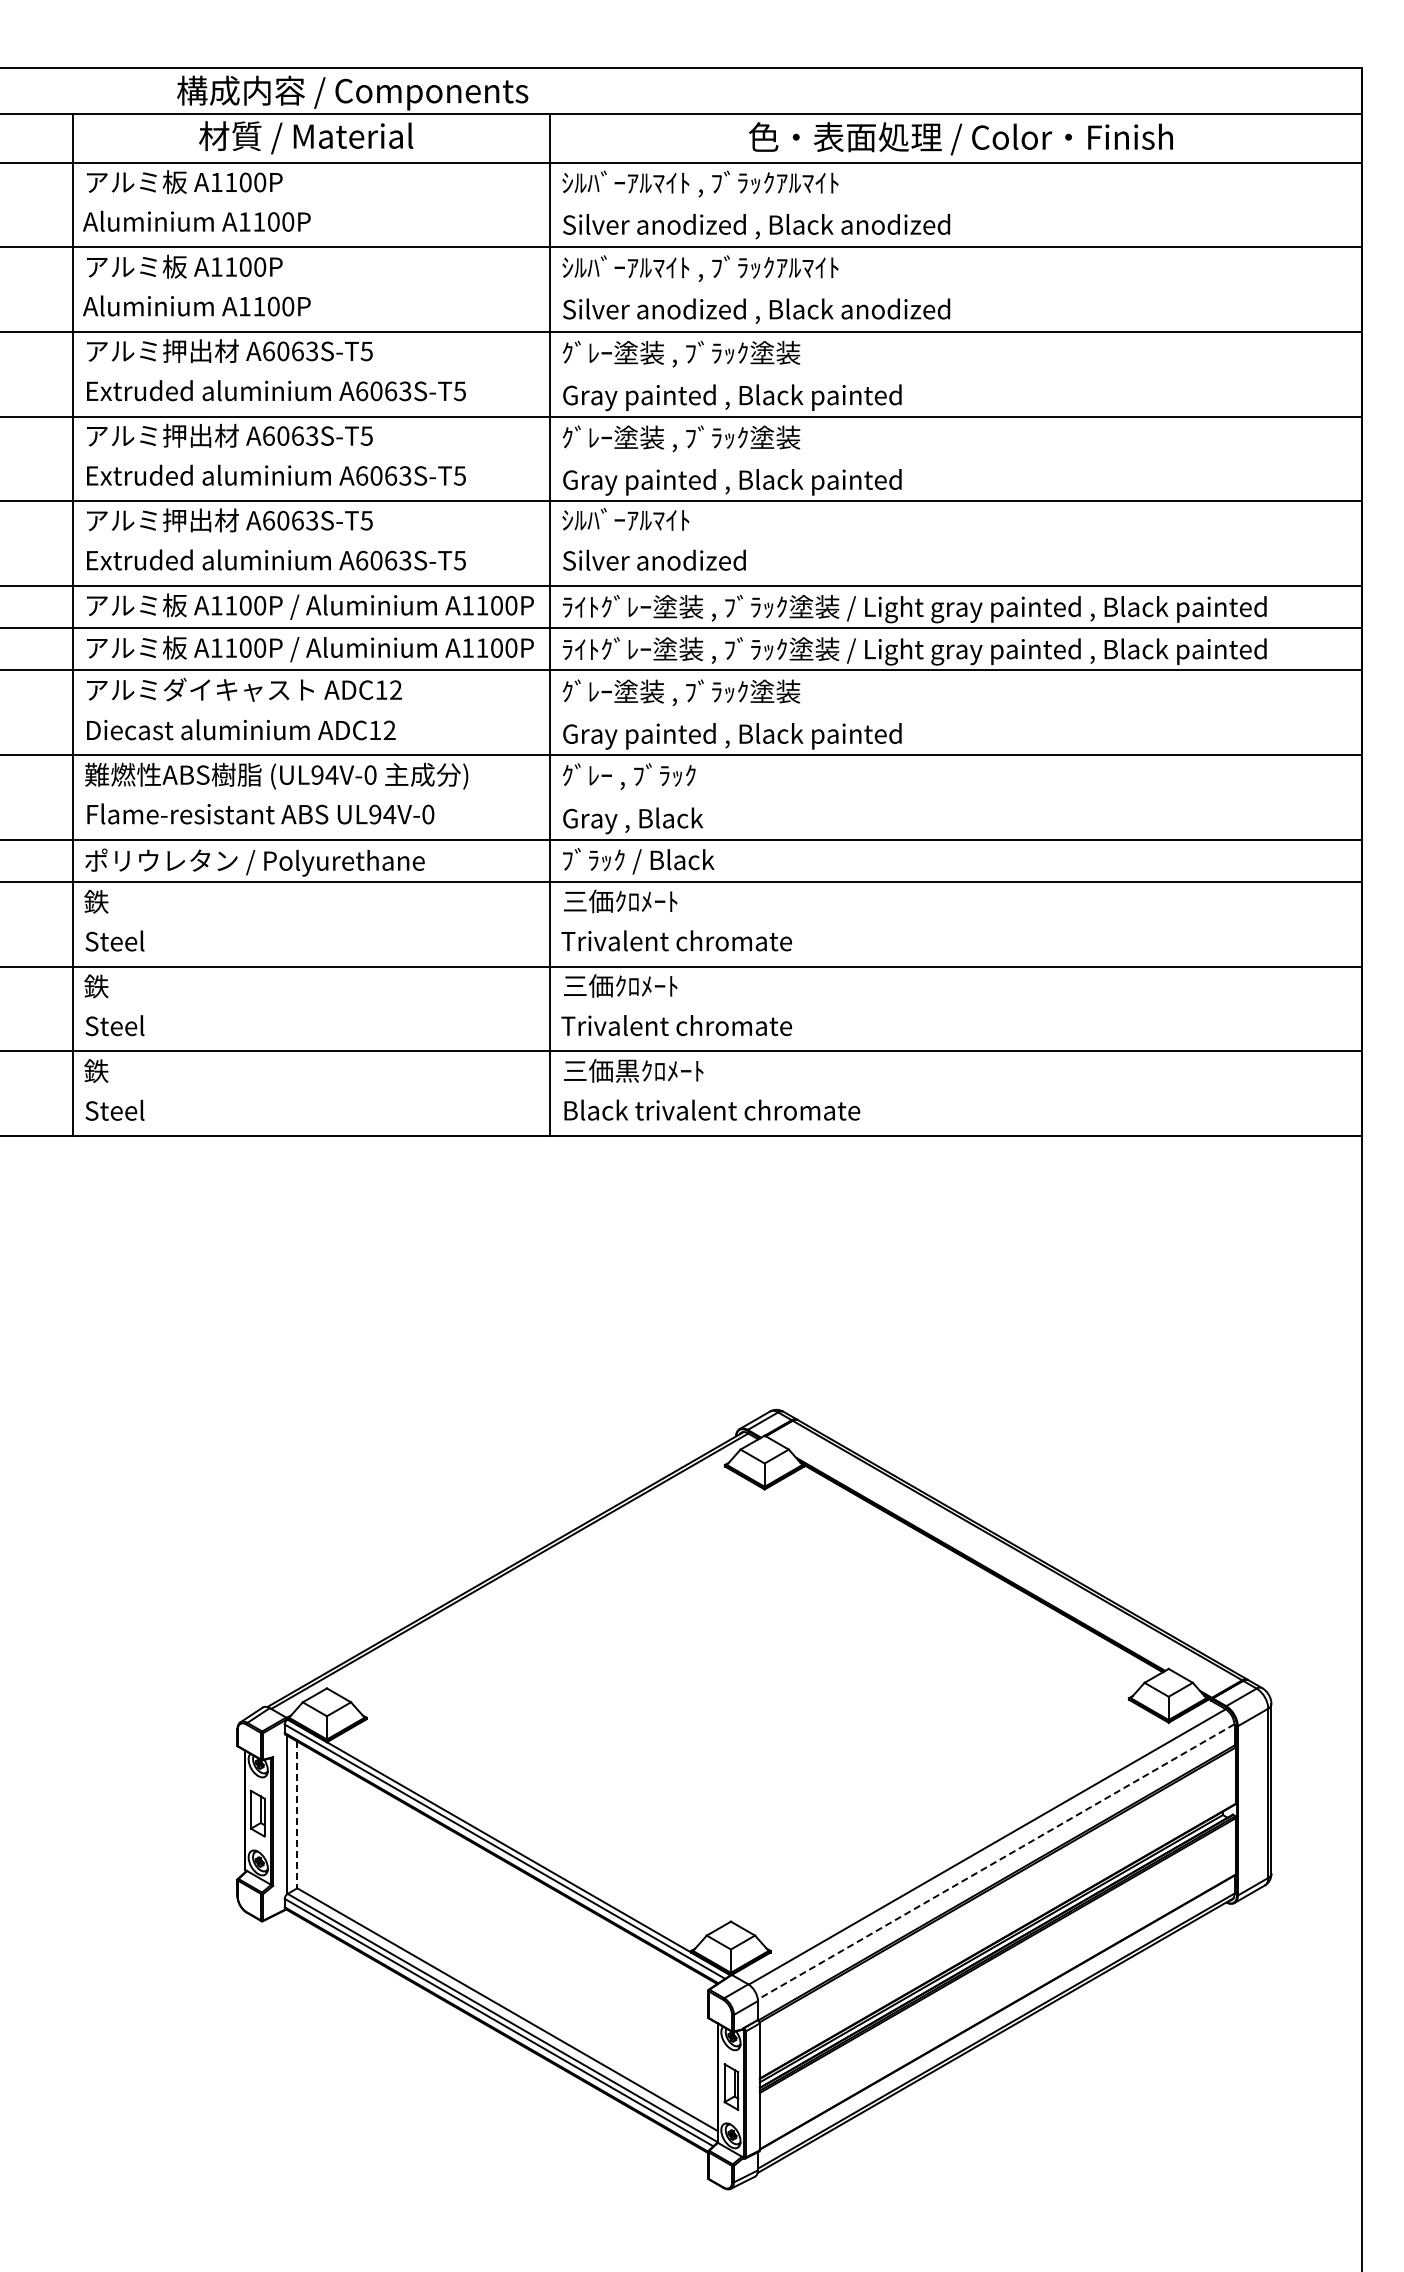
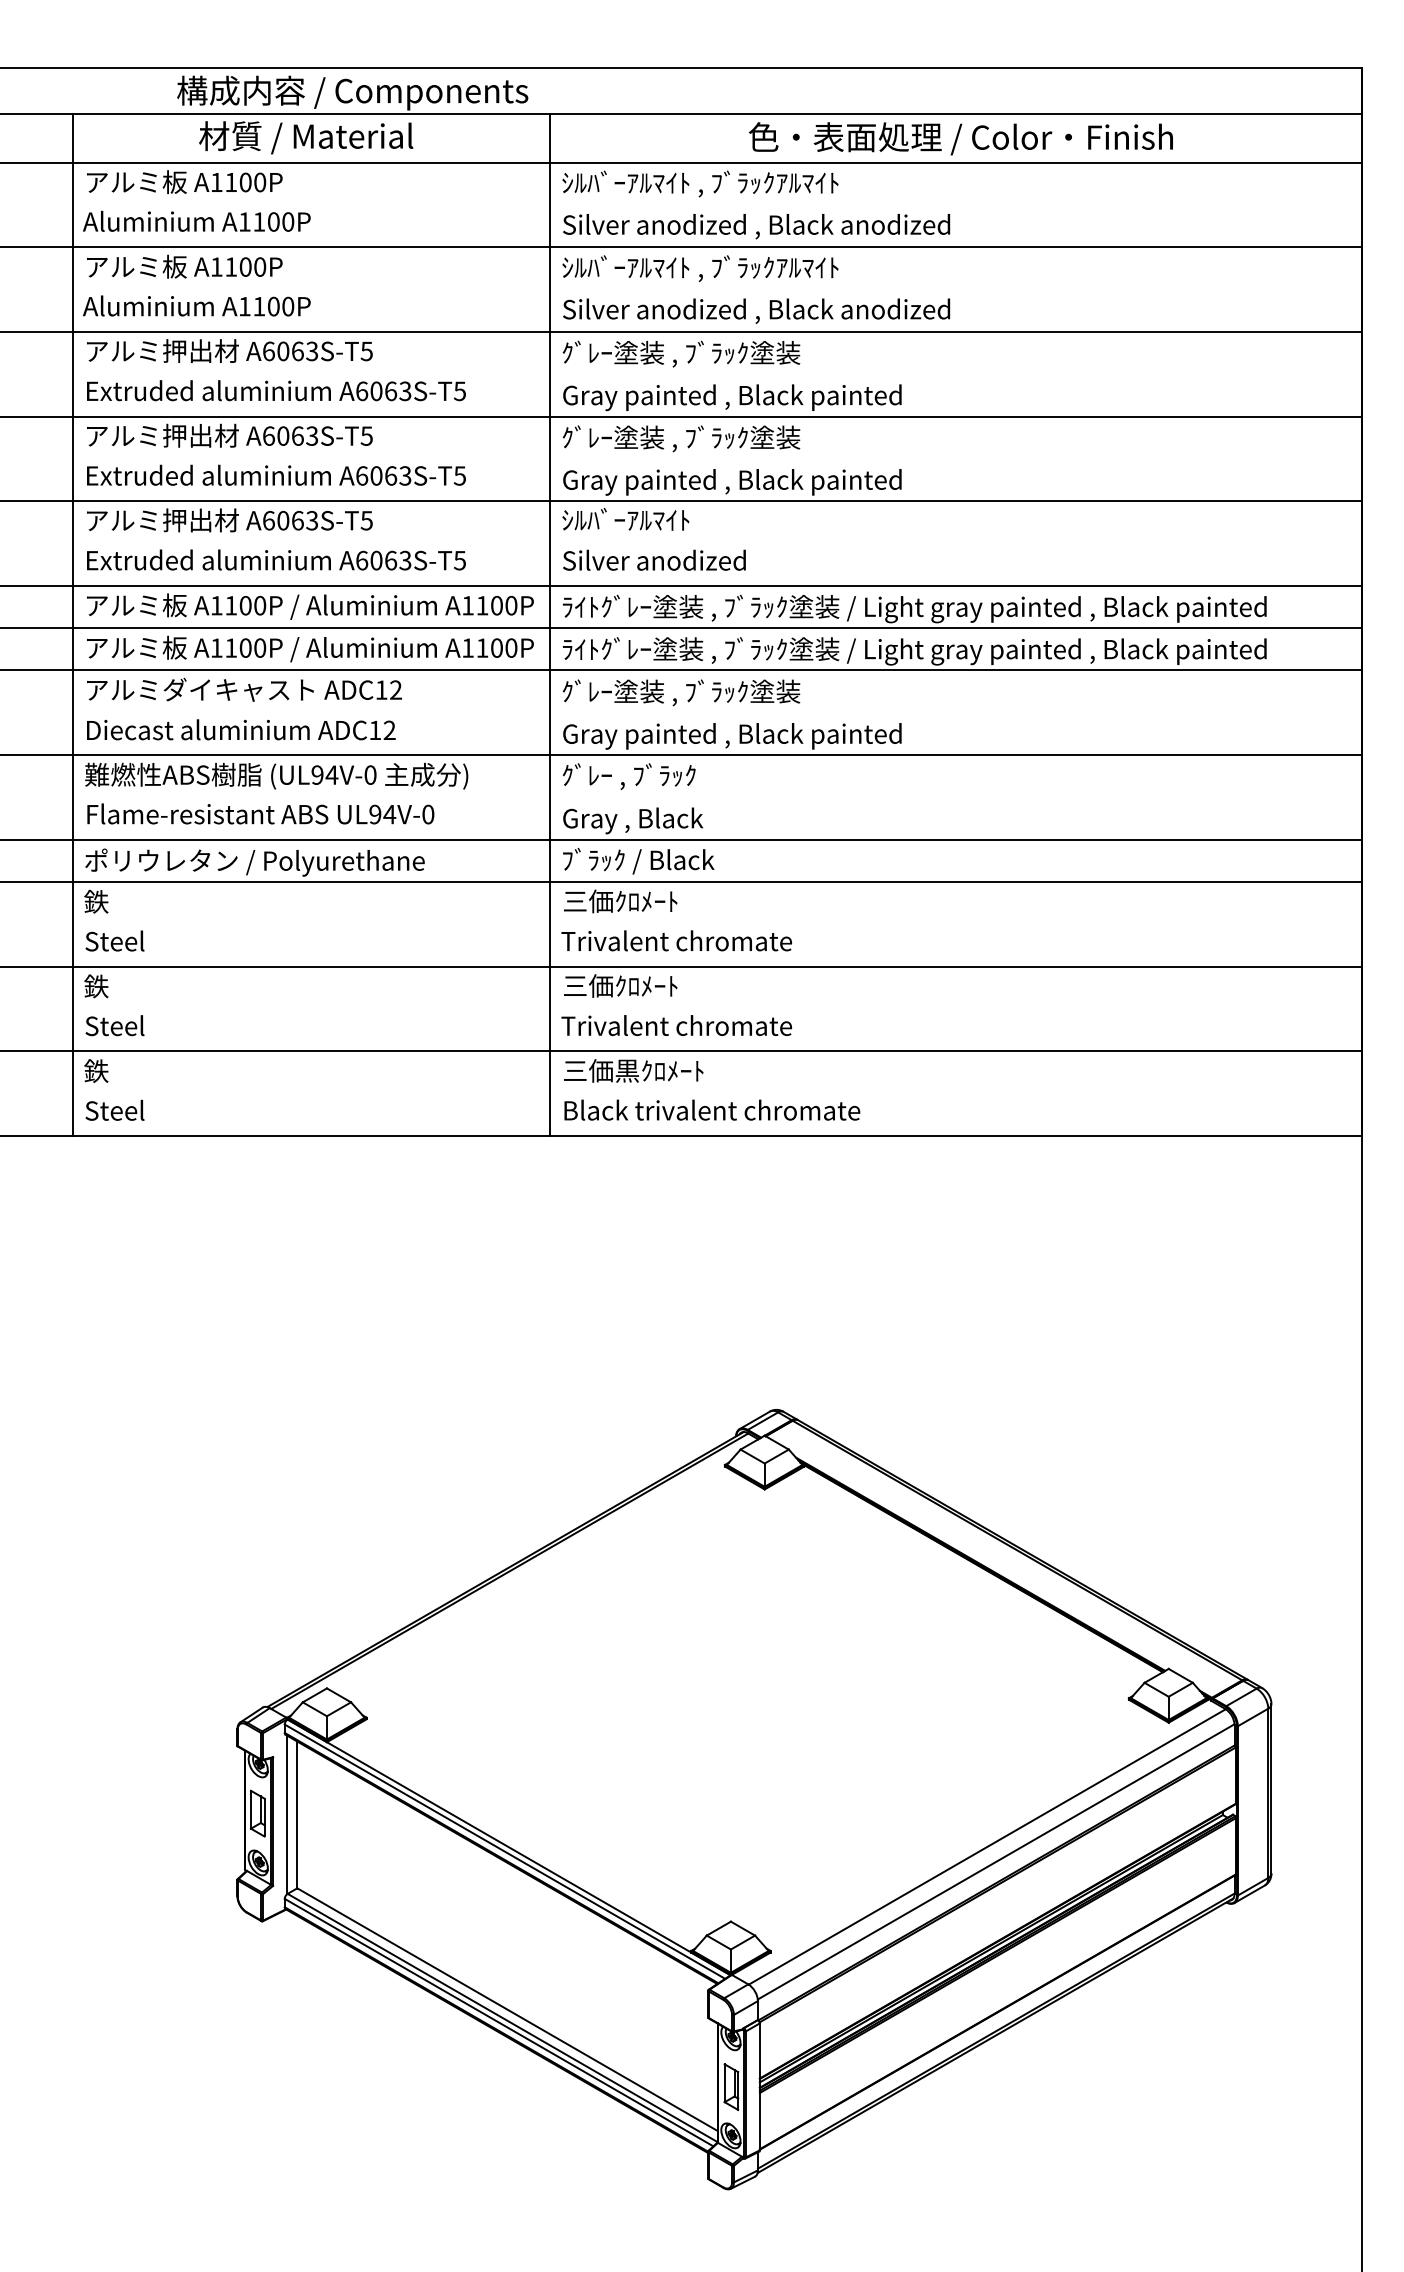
line: dashed -> solid (296, 1814)
line: dashed -> solid (995, 1862)
